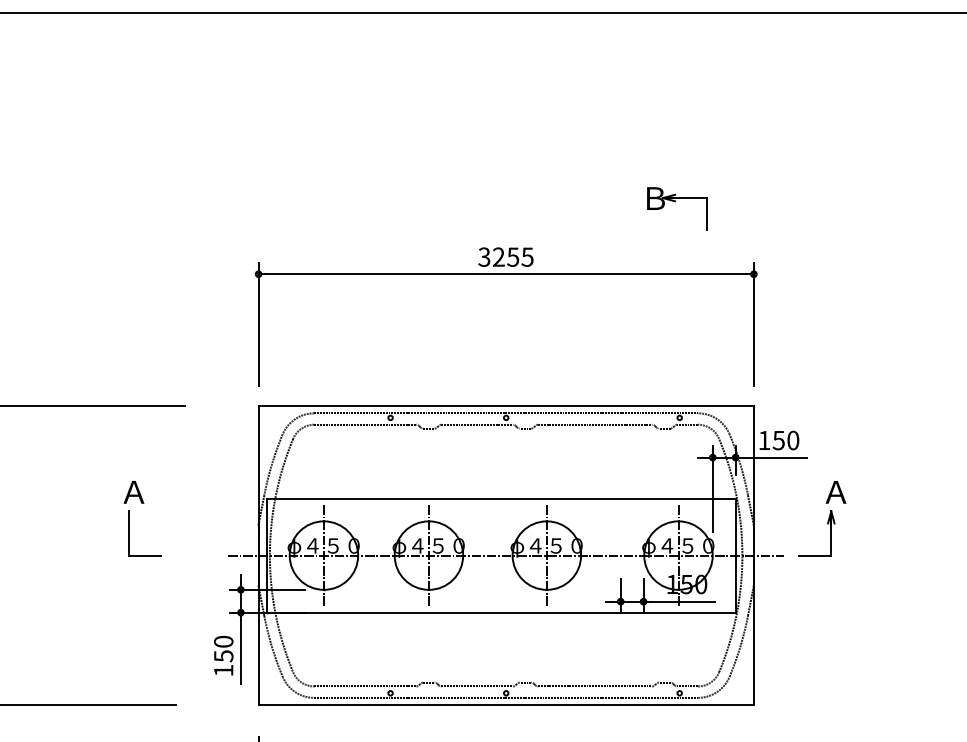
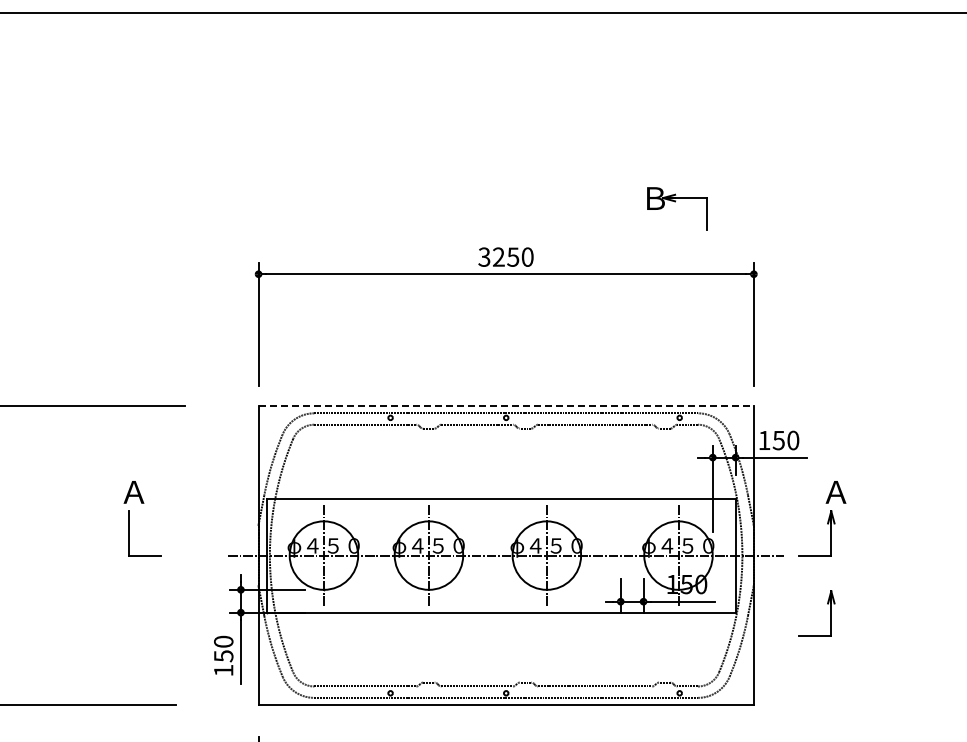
text: 3255 -> 3250 (527, 256)
line: solid -> dashed (506, 405)
part: none -> present (830, 613)
